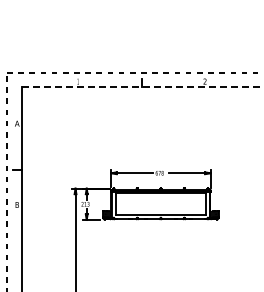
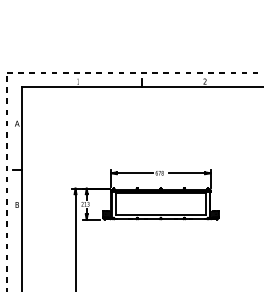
line: dashed -> solid (142, 87)
